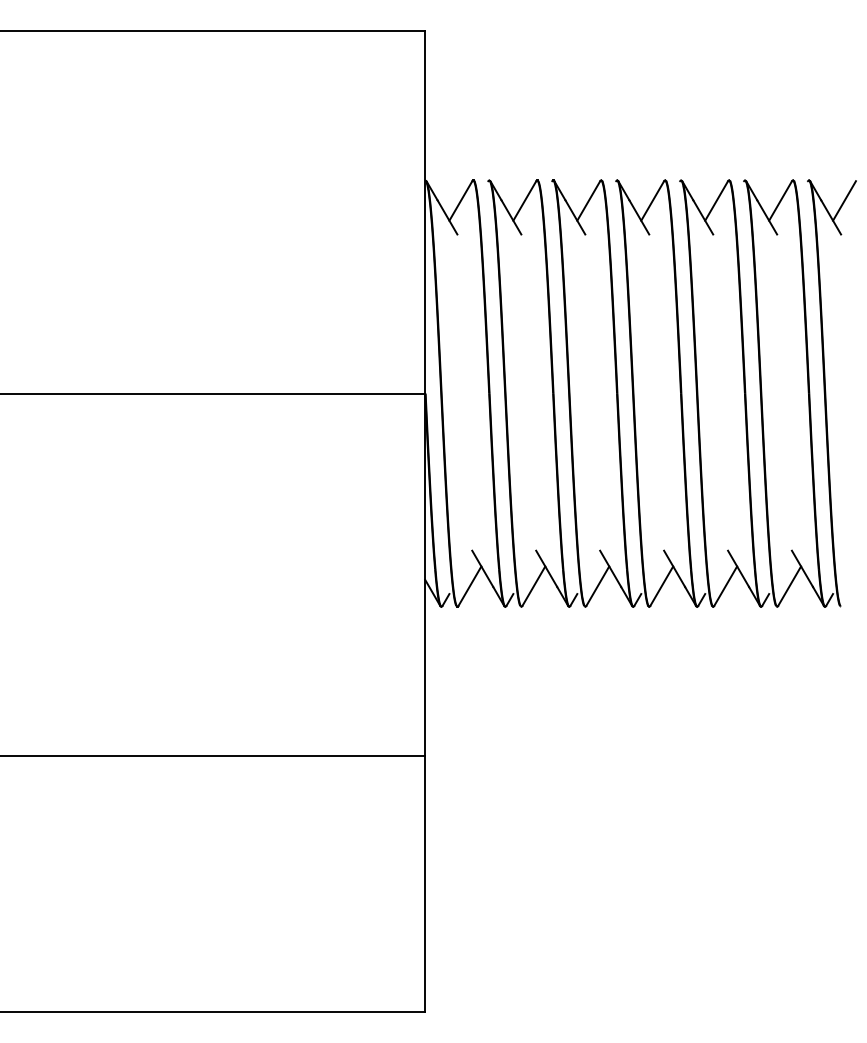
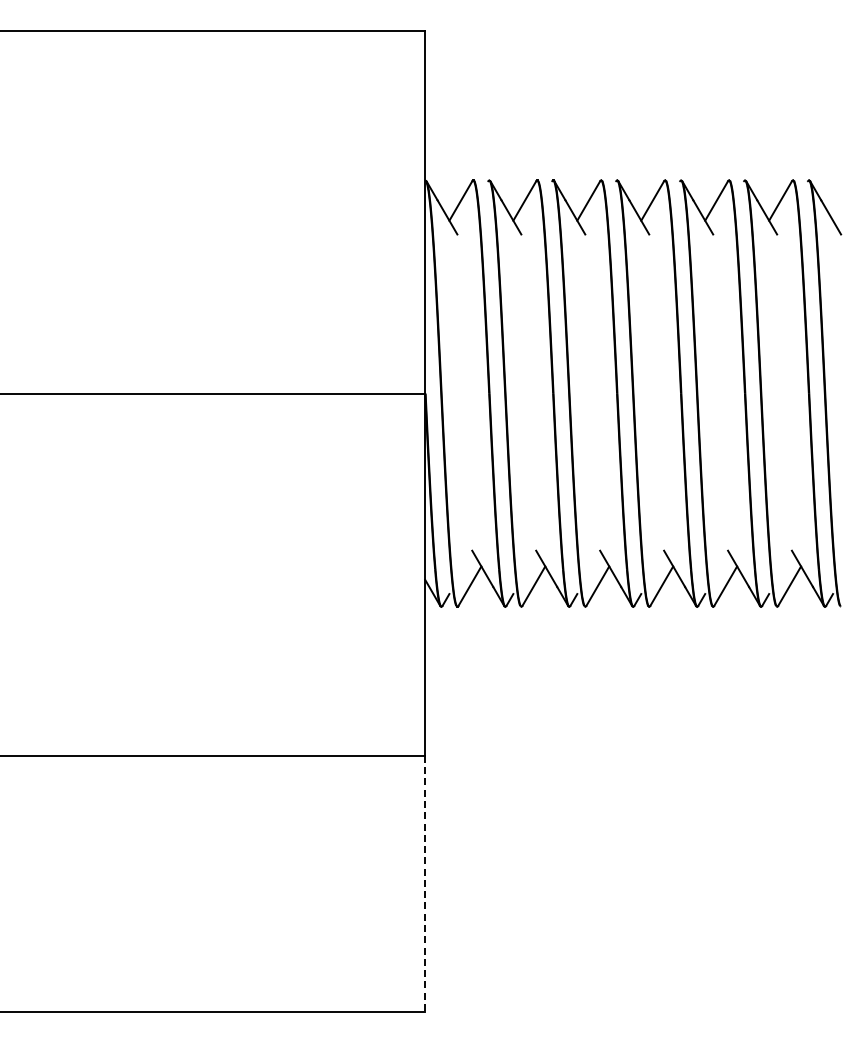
line: present -> none (844, 200)
line: solid -> dashed (425, 883)
